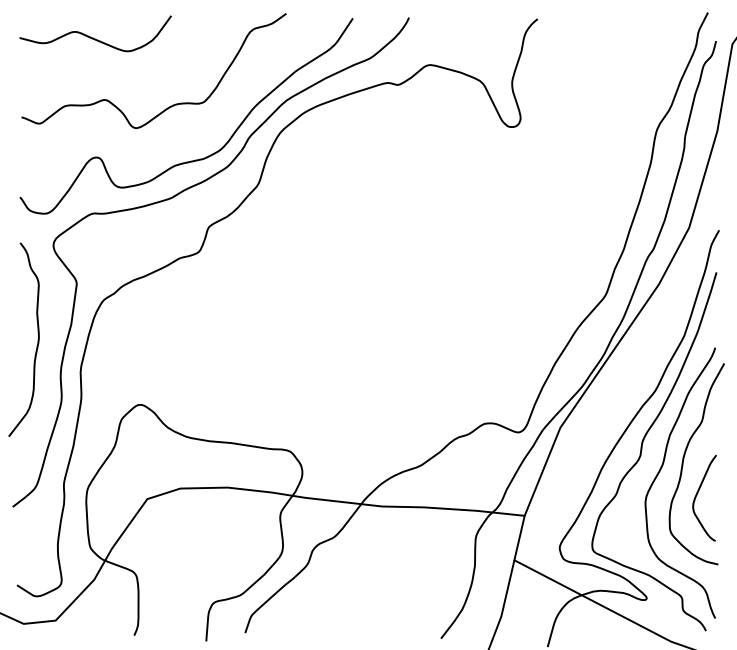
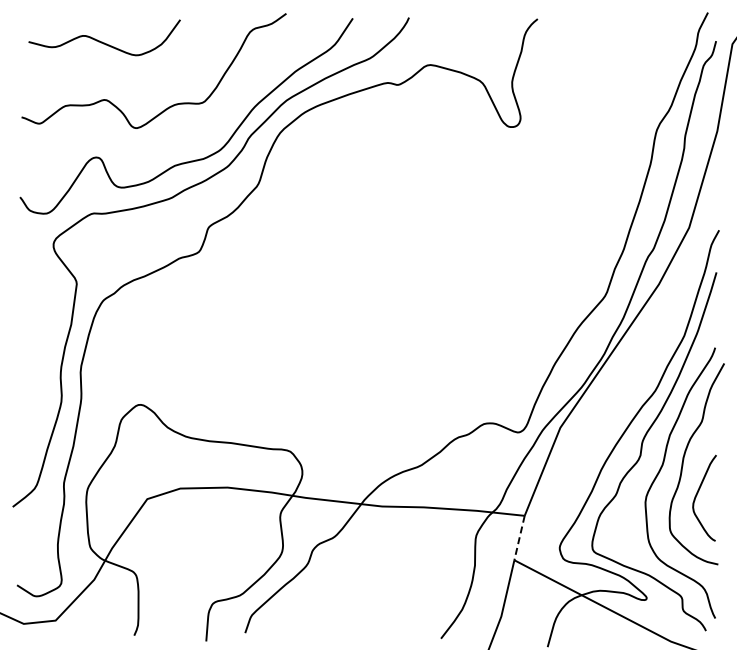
curve position: (93, 37) -> (102, 41) (102, 41)
curve: present -> none (37, 339)
line: solid -> dashed (519, 538)
